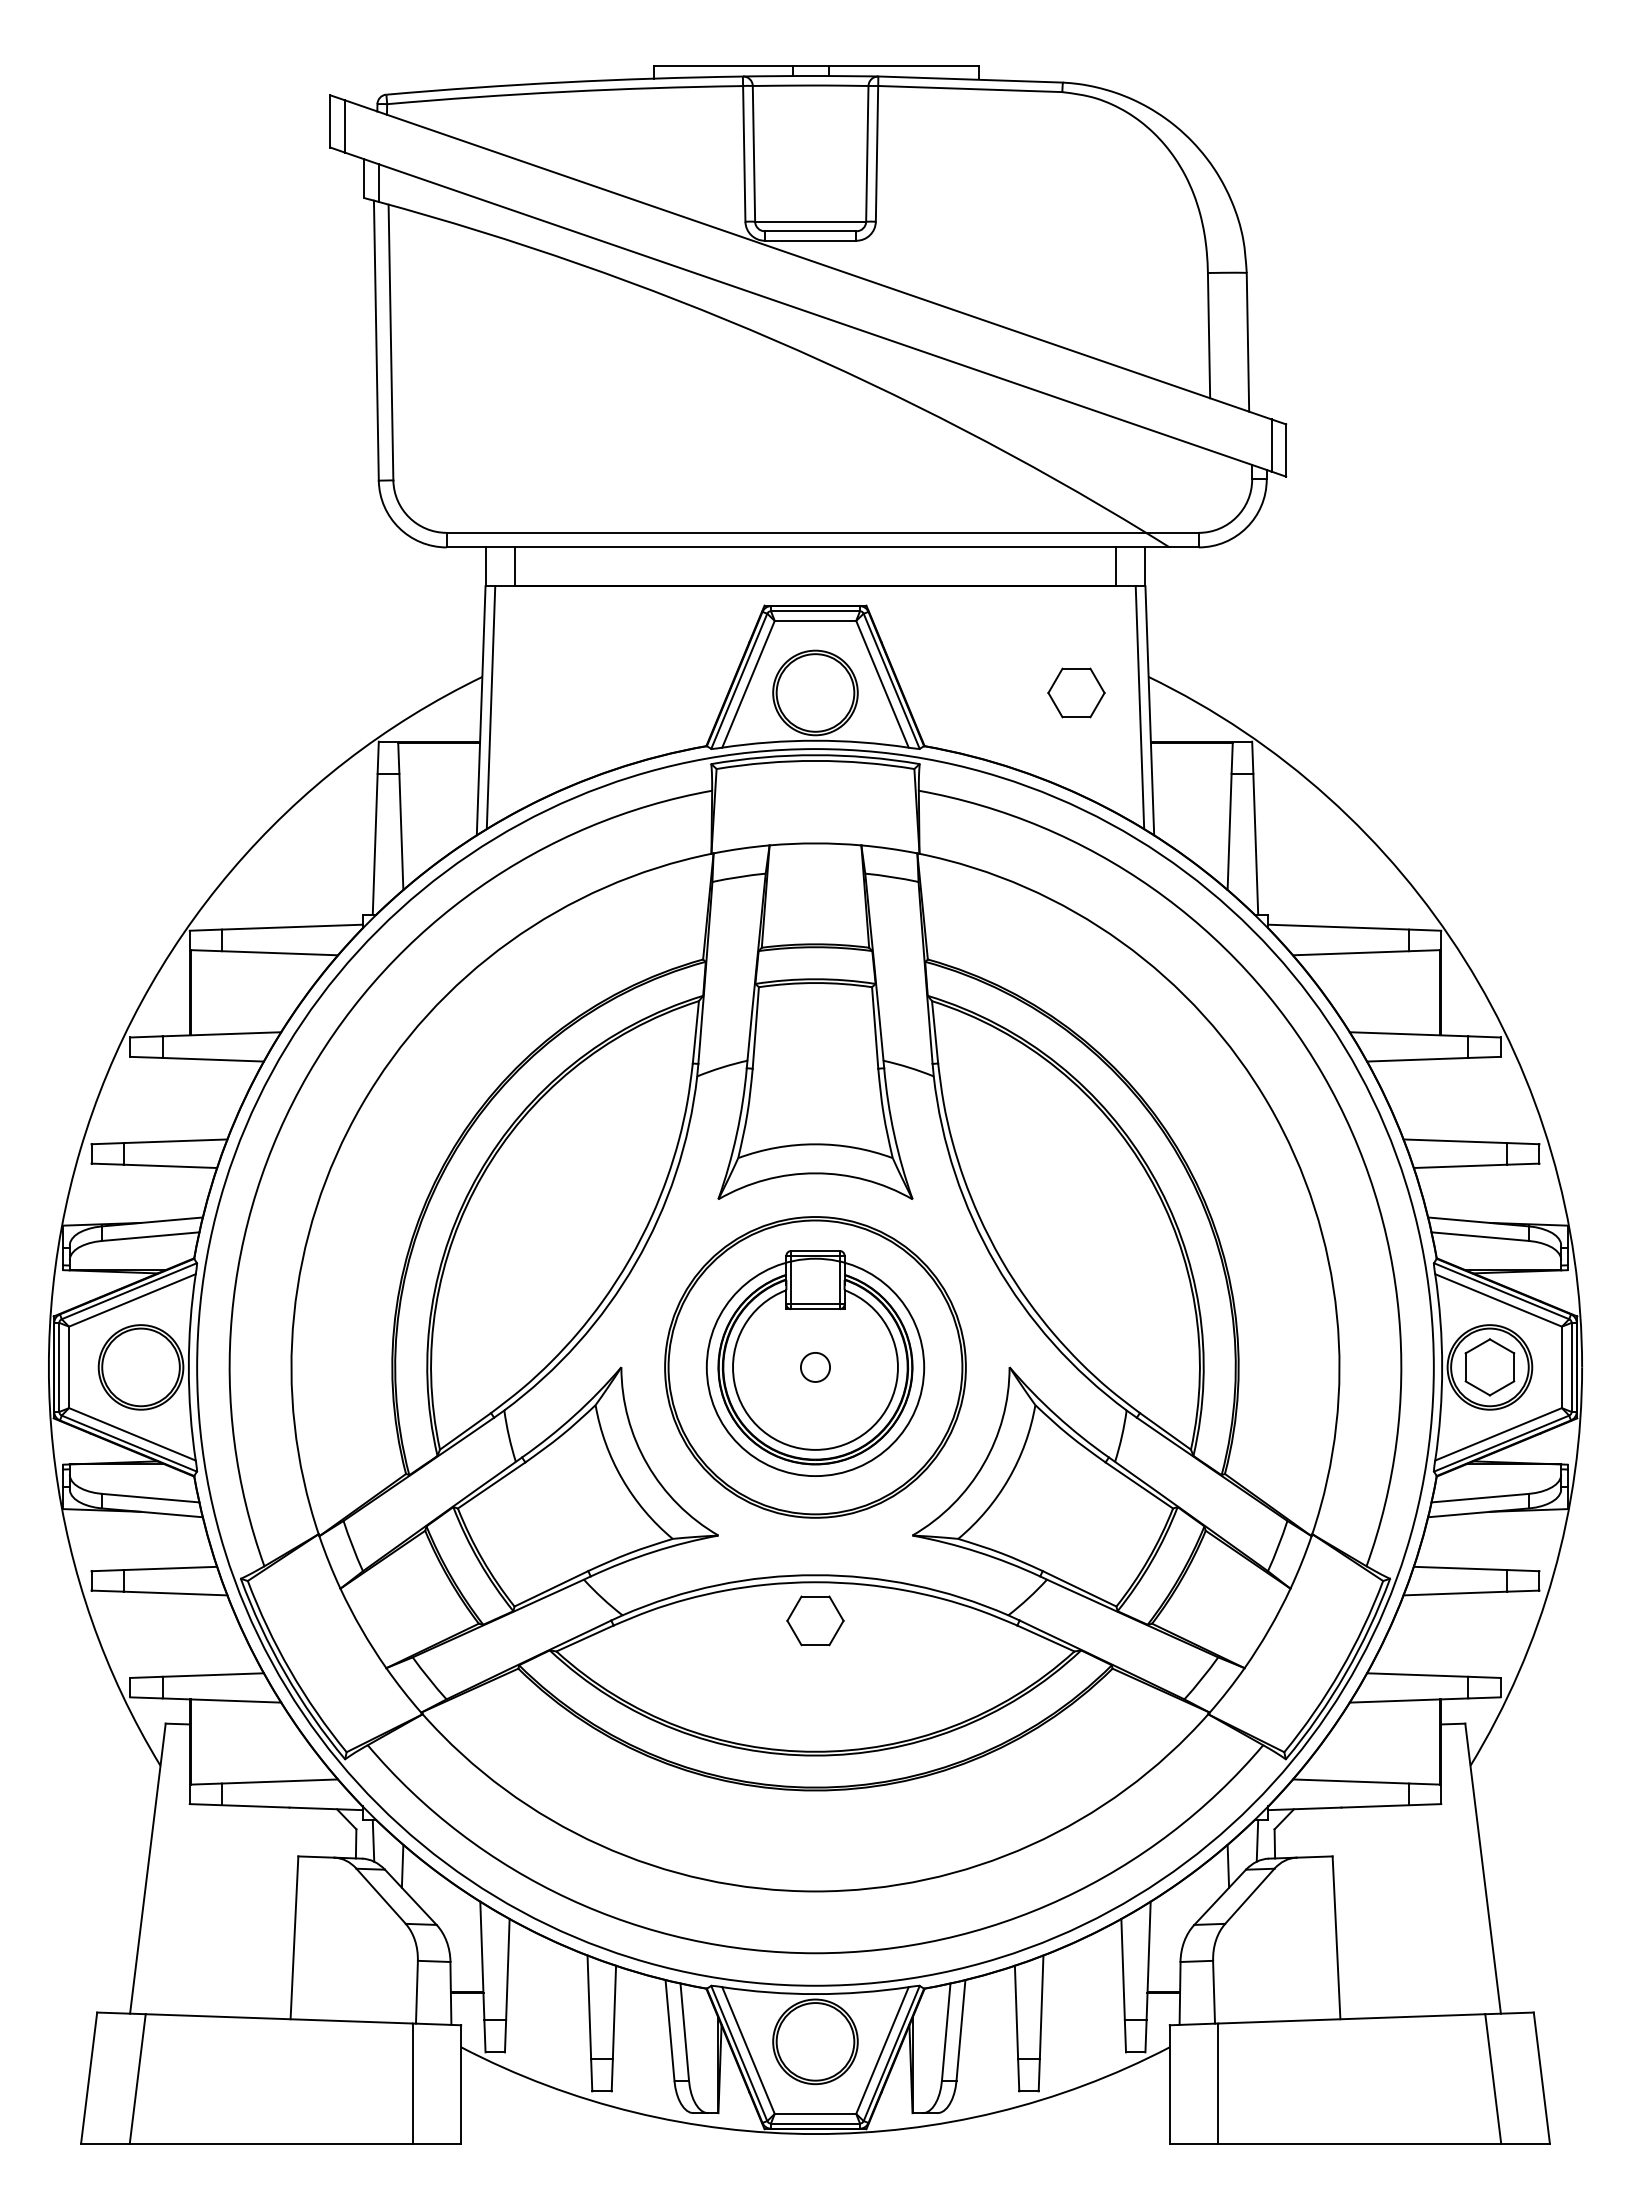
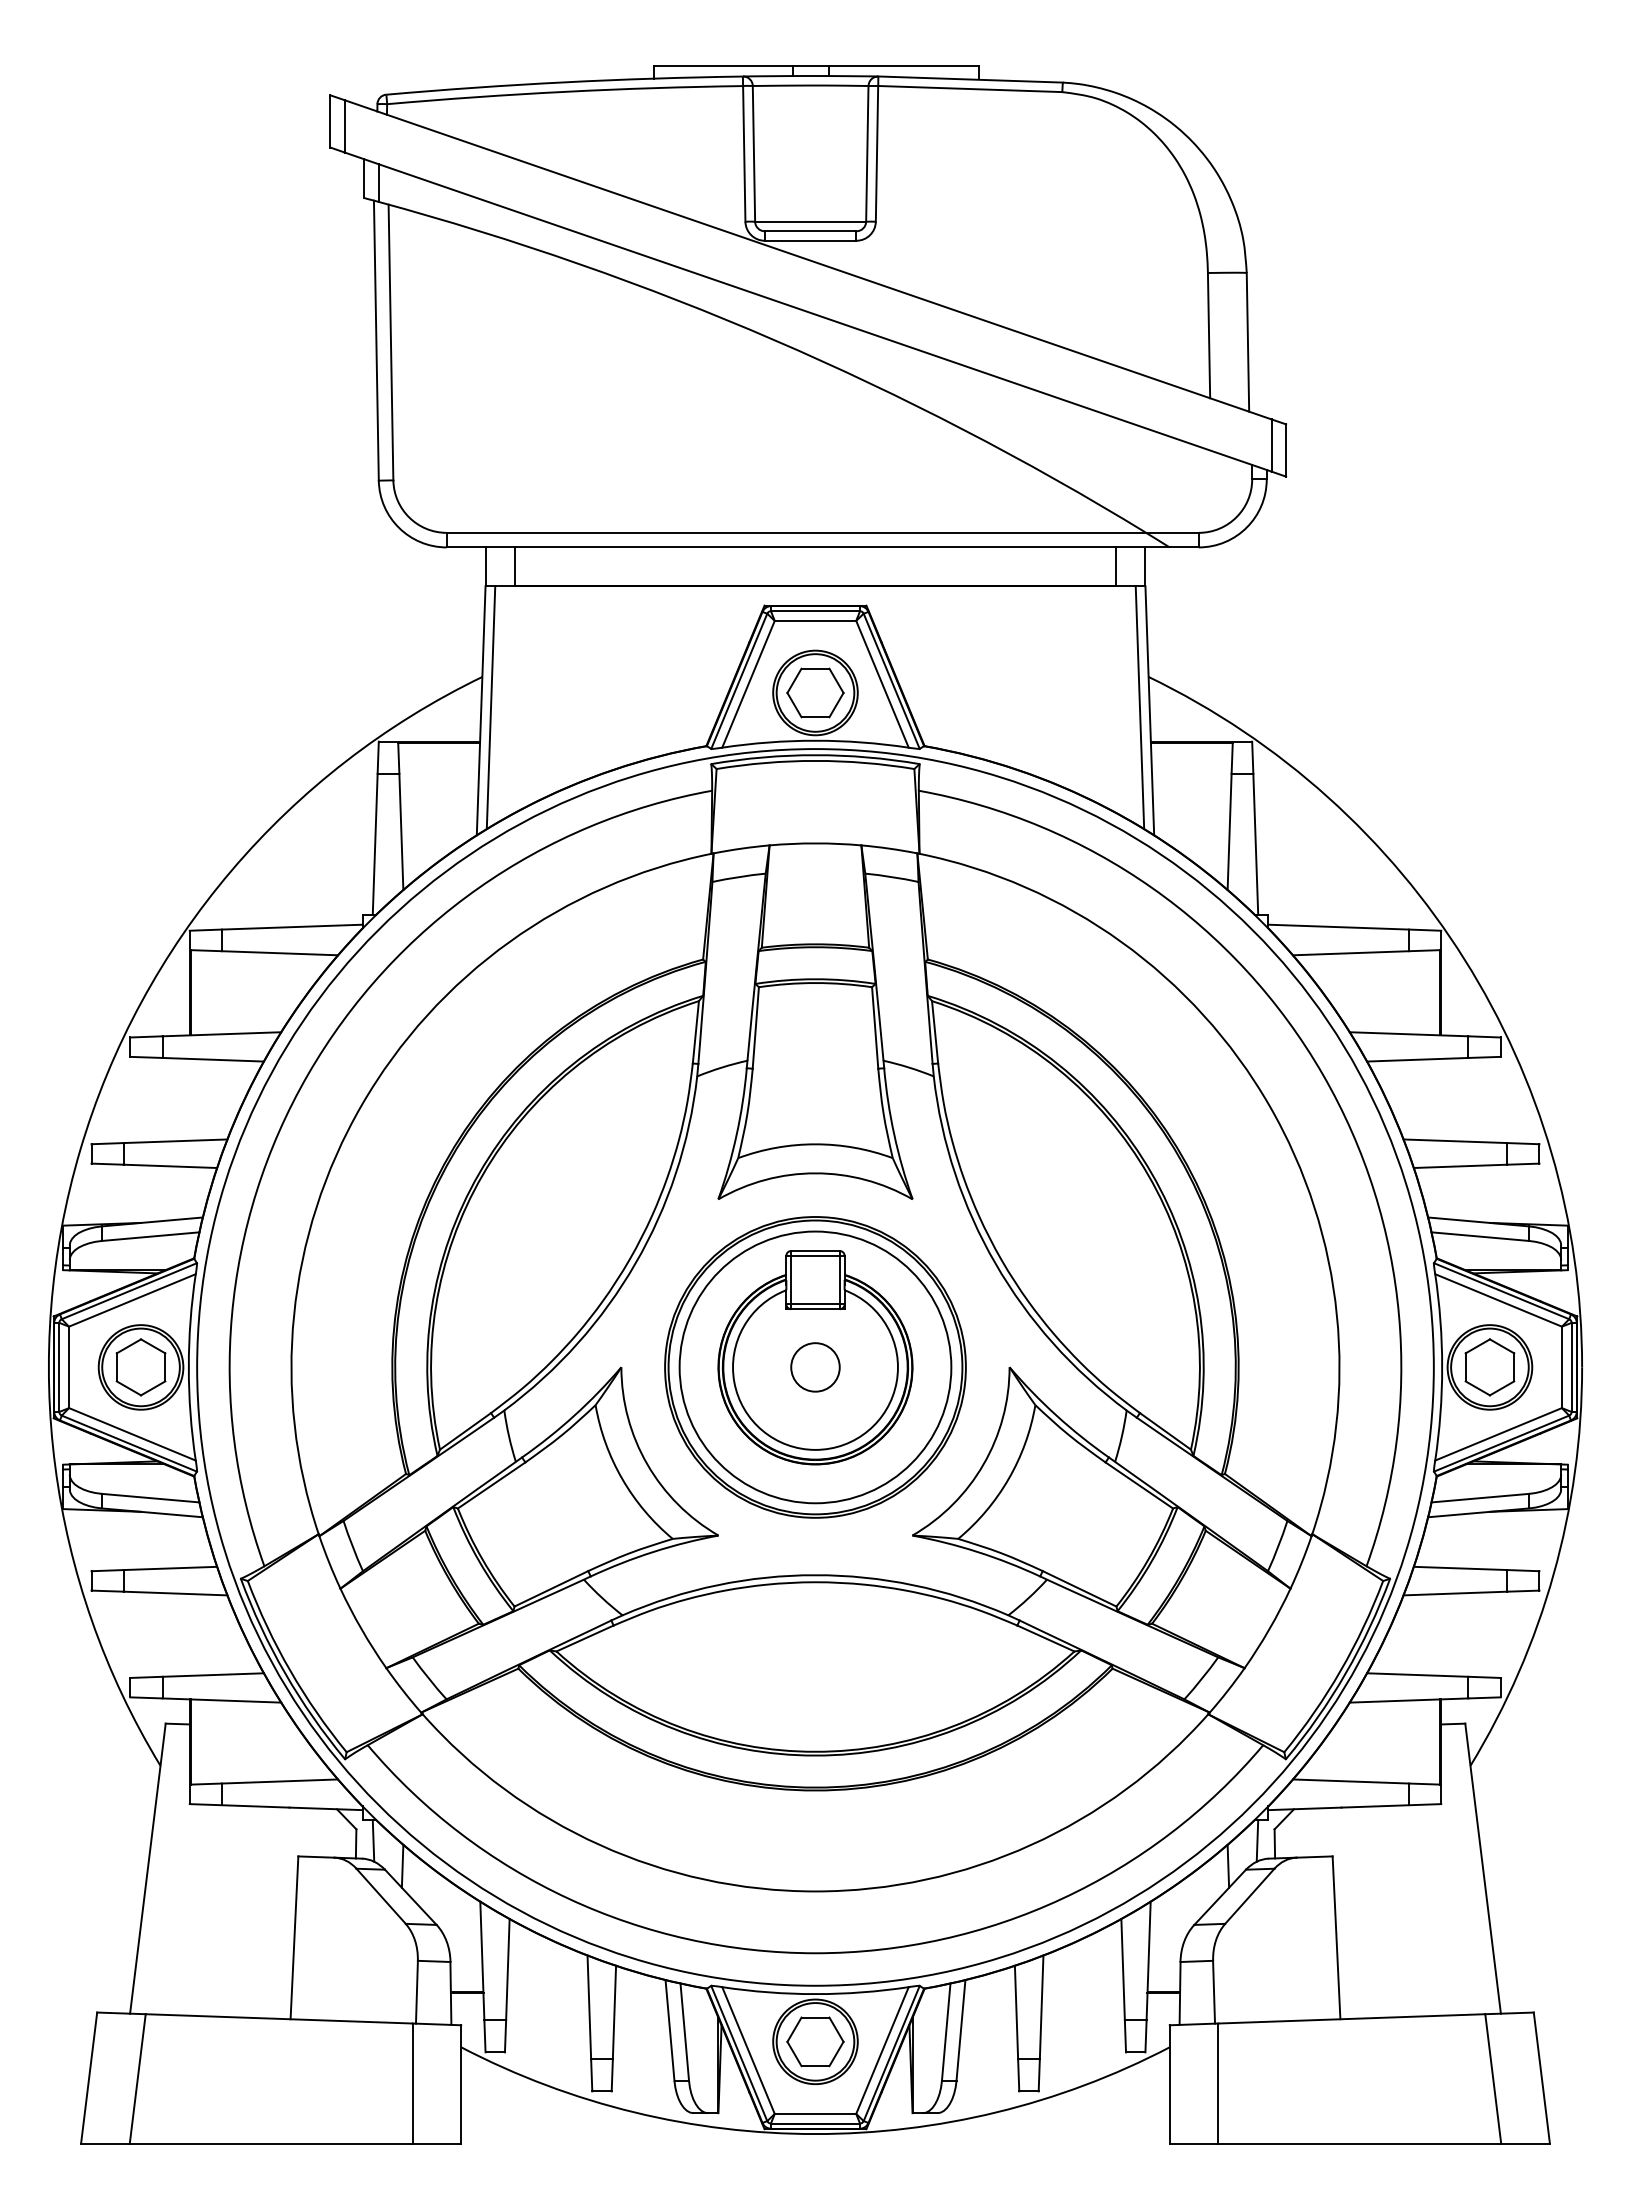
part position: (1076, 692) -> (815, 692) (815, 692)
circle diameter: 29 px -> 49 px (815, 1367)
part: none -> present (140, 1367)
circle diameter: 217 px -> 272 px (815, 1367)
part position: (815, 1620) -> (815, 2041) (815, 2041)
